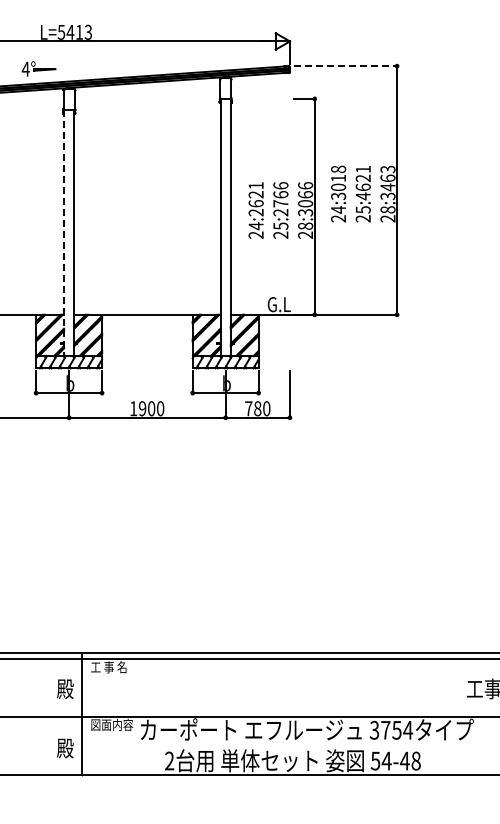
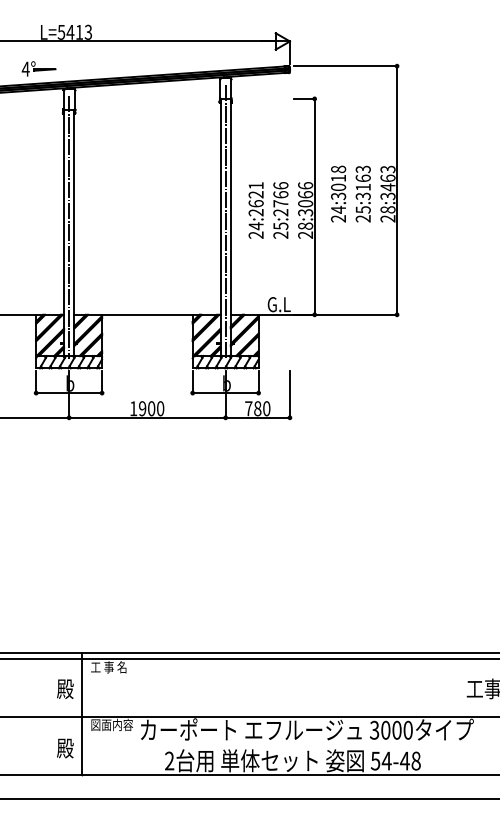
line: dashed -> solid (345, 66)
text: 25:4621 -> 25:3163 (362, 182)
line: none -> present (225, 220)
line: none -> present (69, 227)
line: dashed -> solid (63, 233)
text: 3754 -> 3000 (397, 729)
line: none -> present (249, 799)
